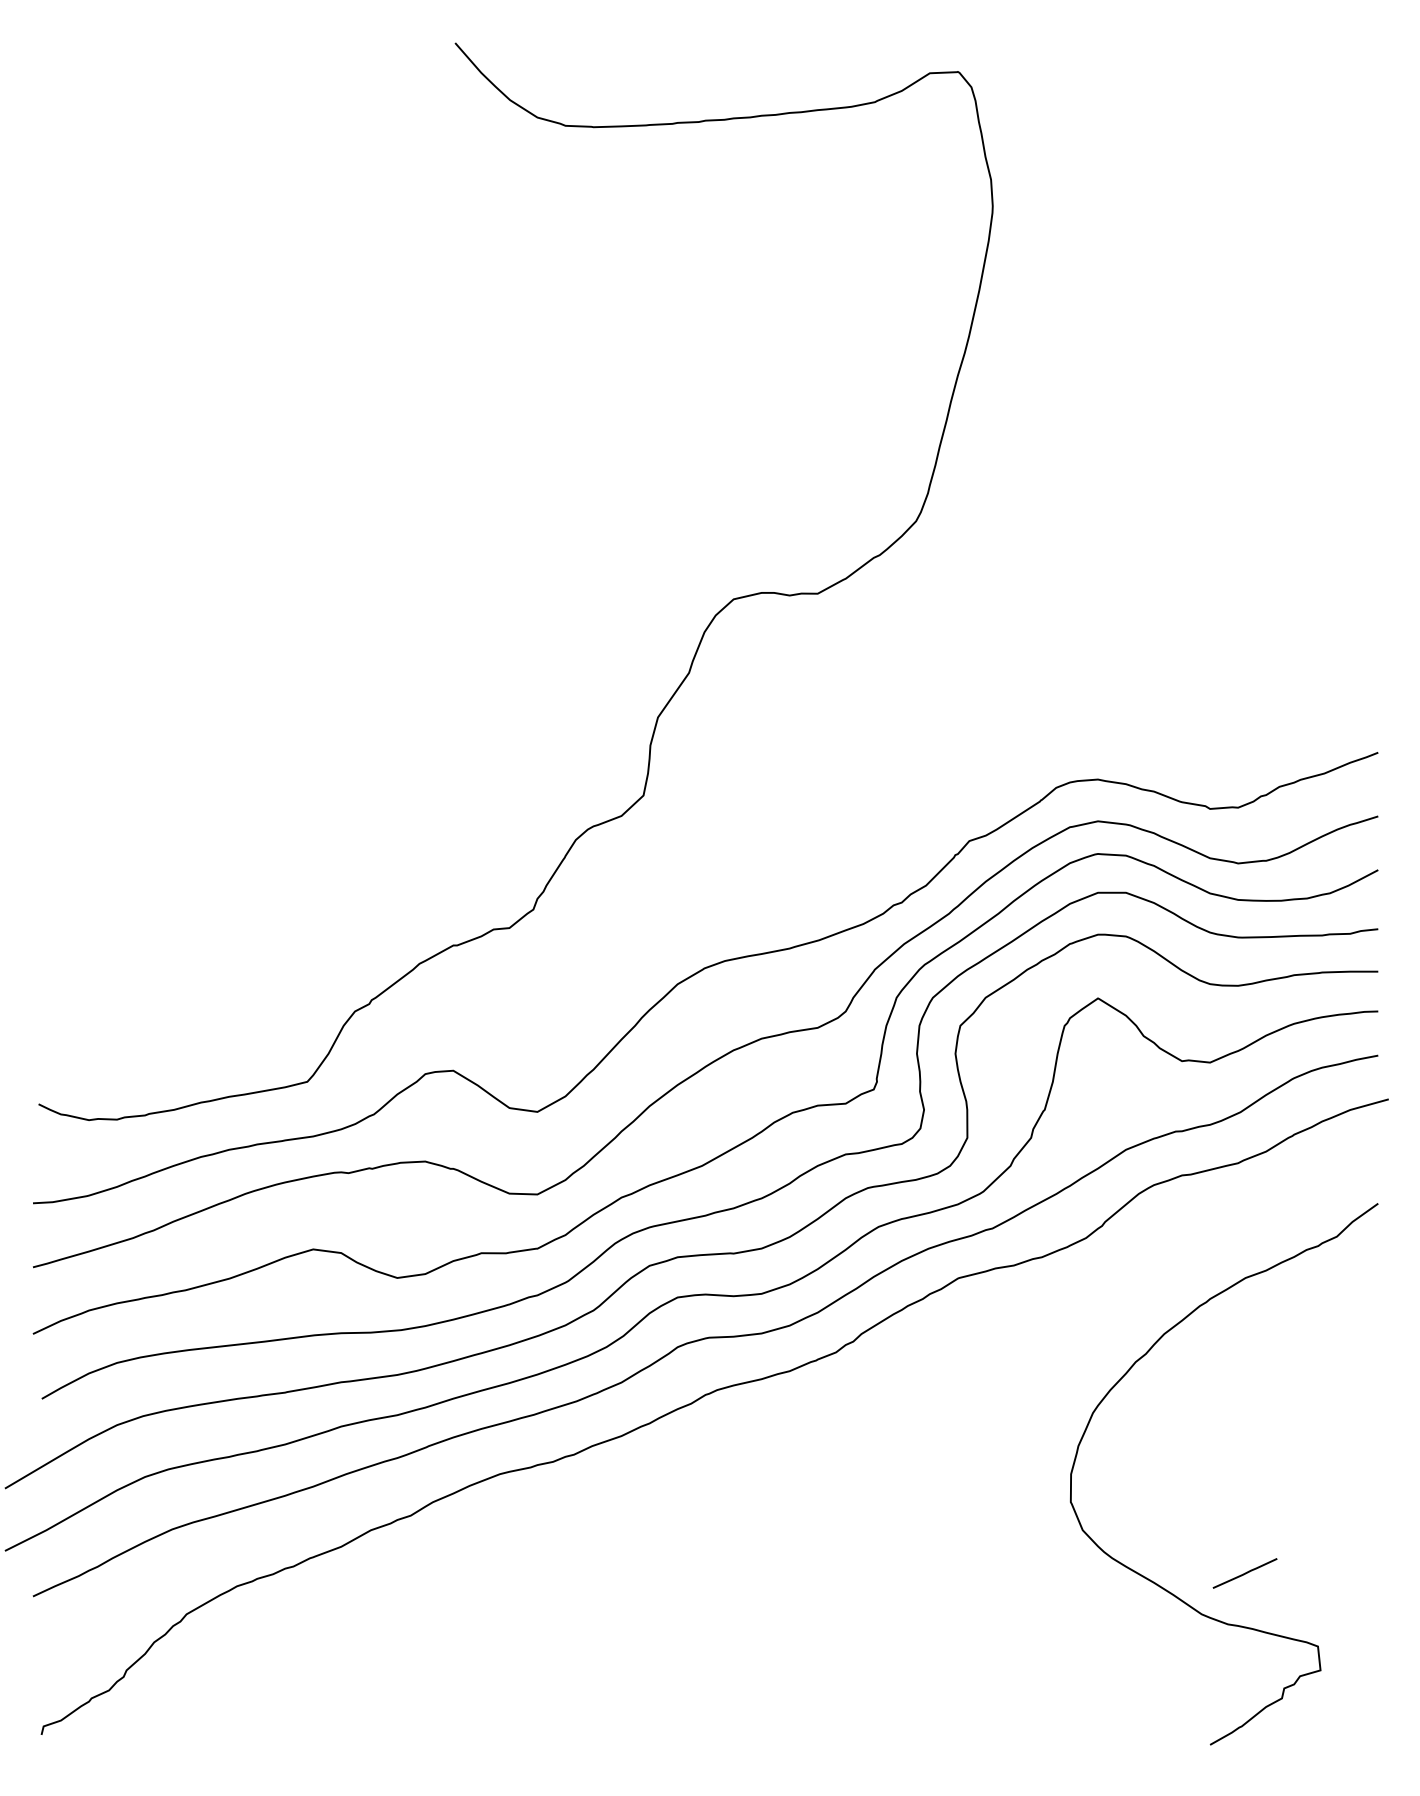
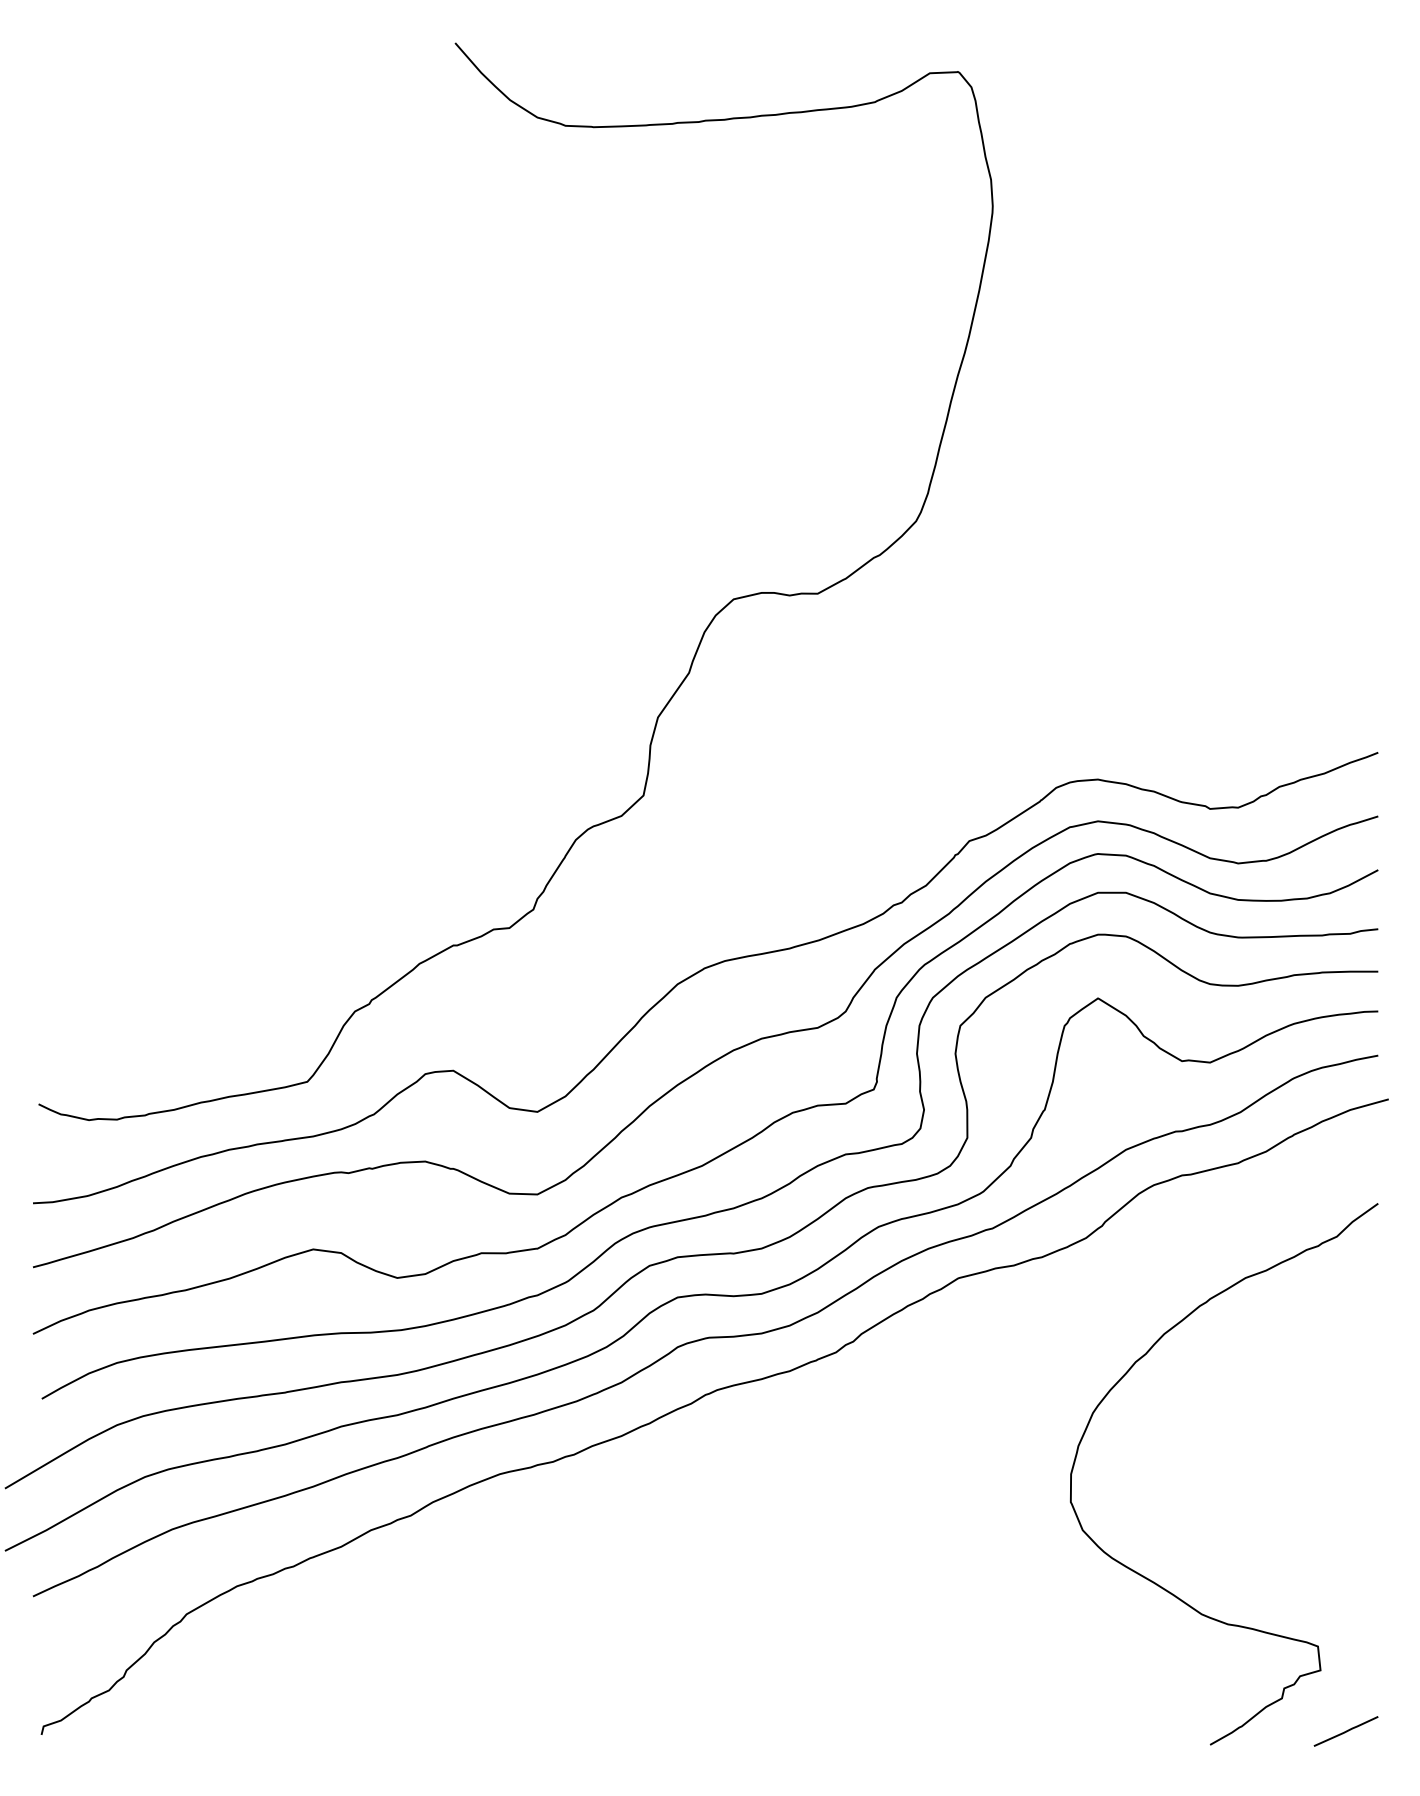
line position: (1244, 1573) -> (1345, 1731) (1345, 1731)
